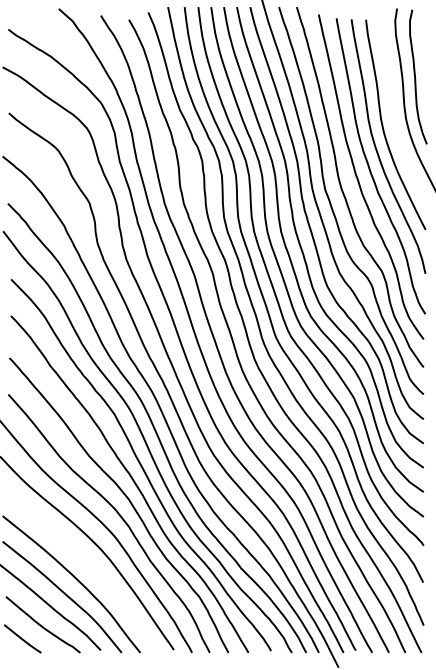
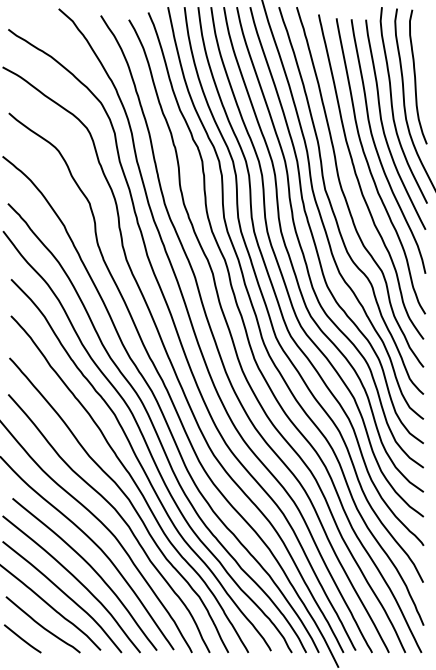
curve: none -> present (393, 108)
curve: none -> present (90, 567)
